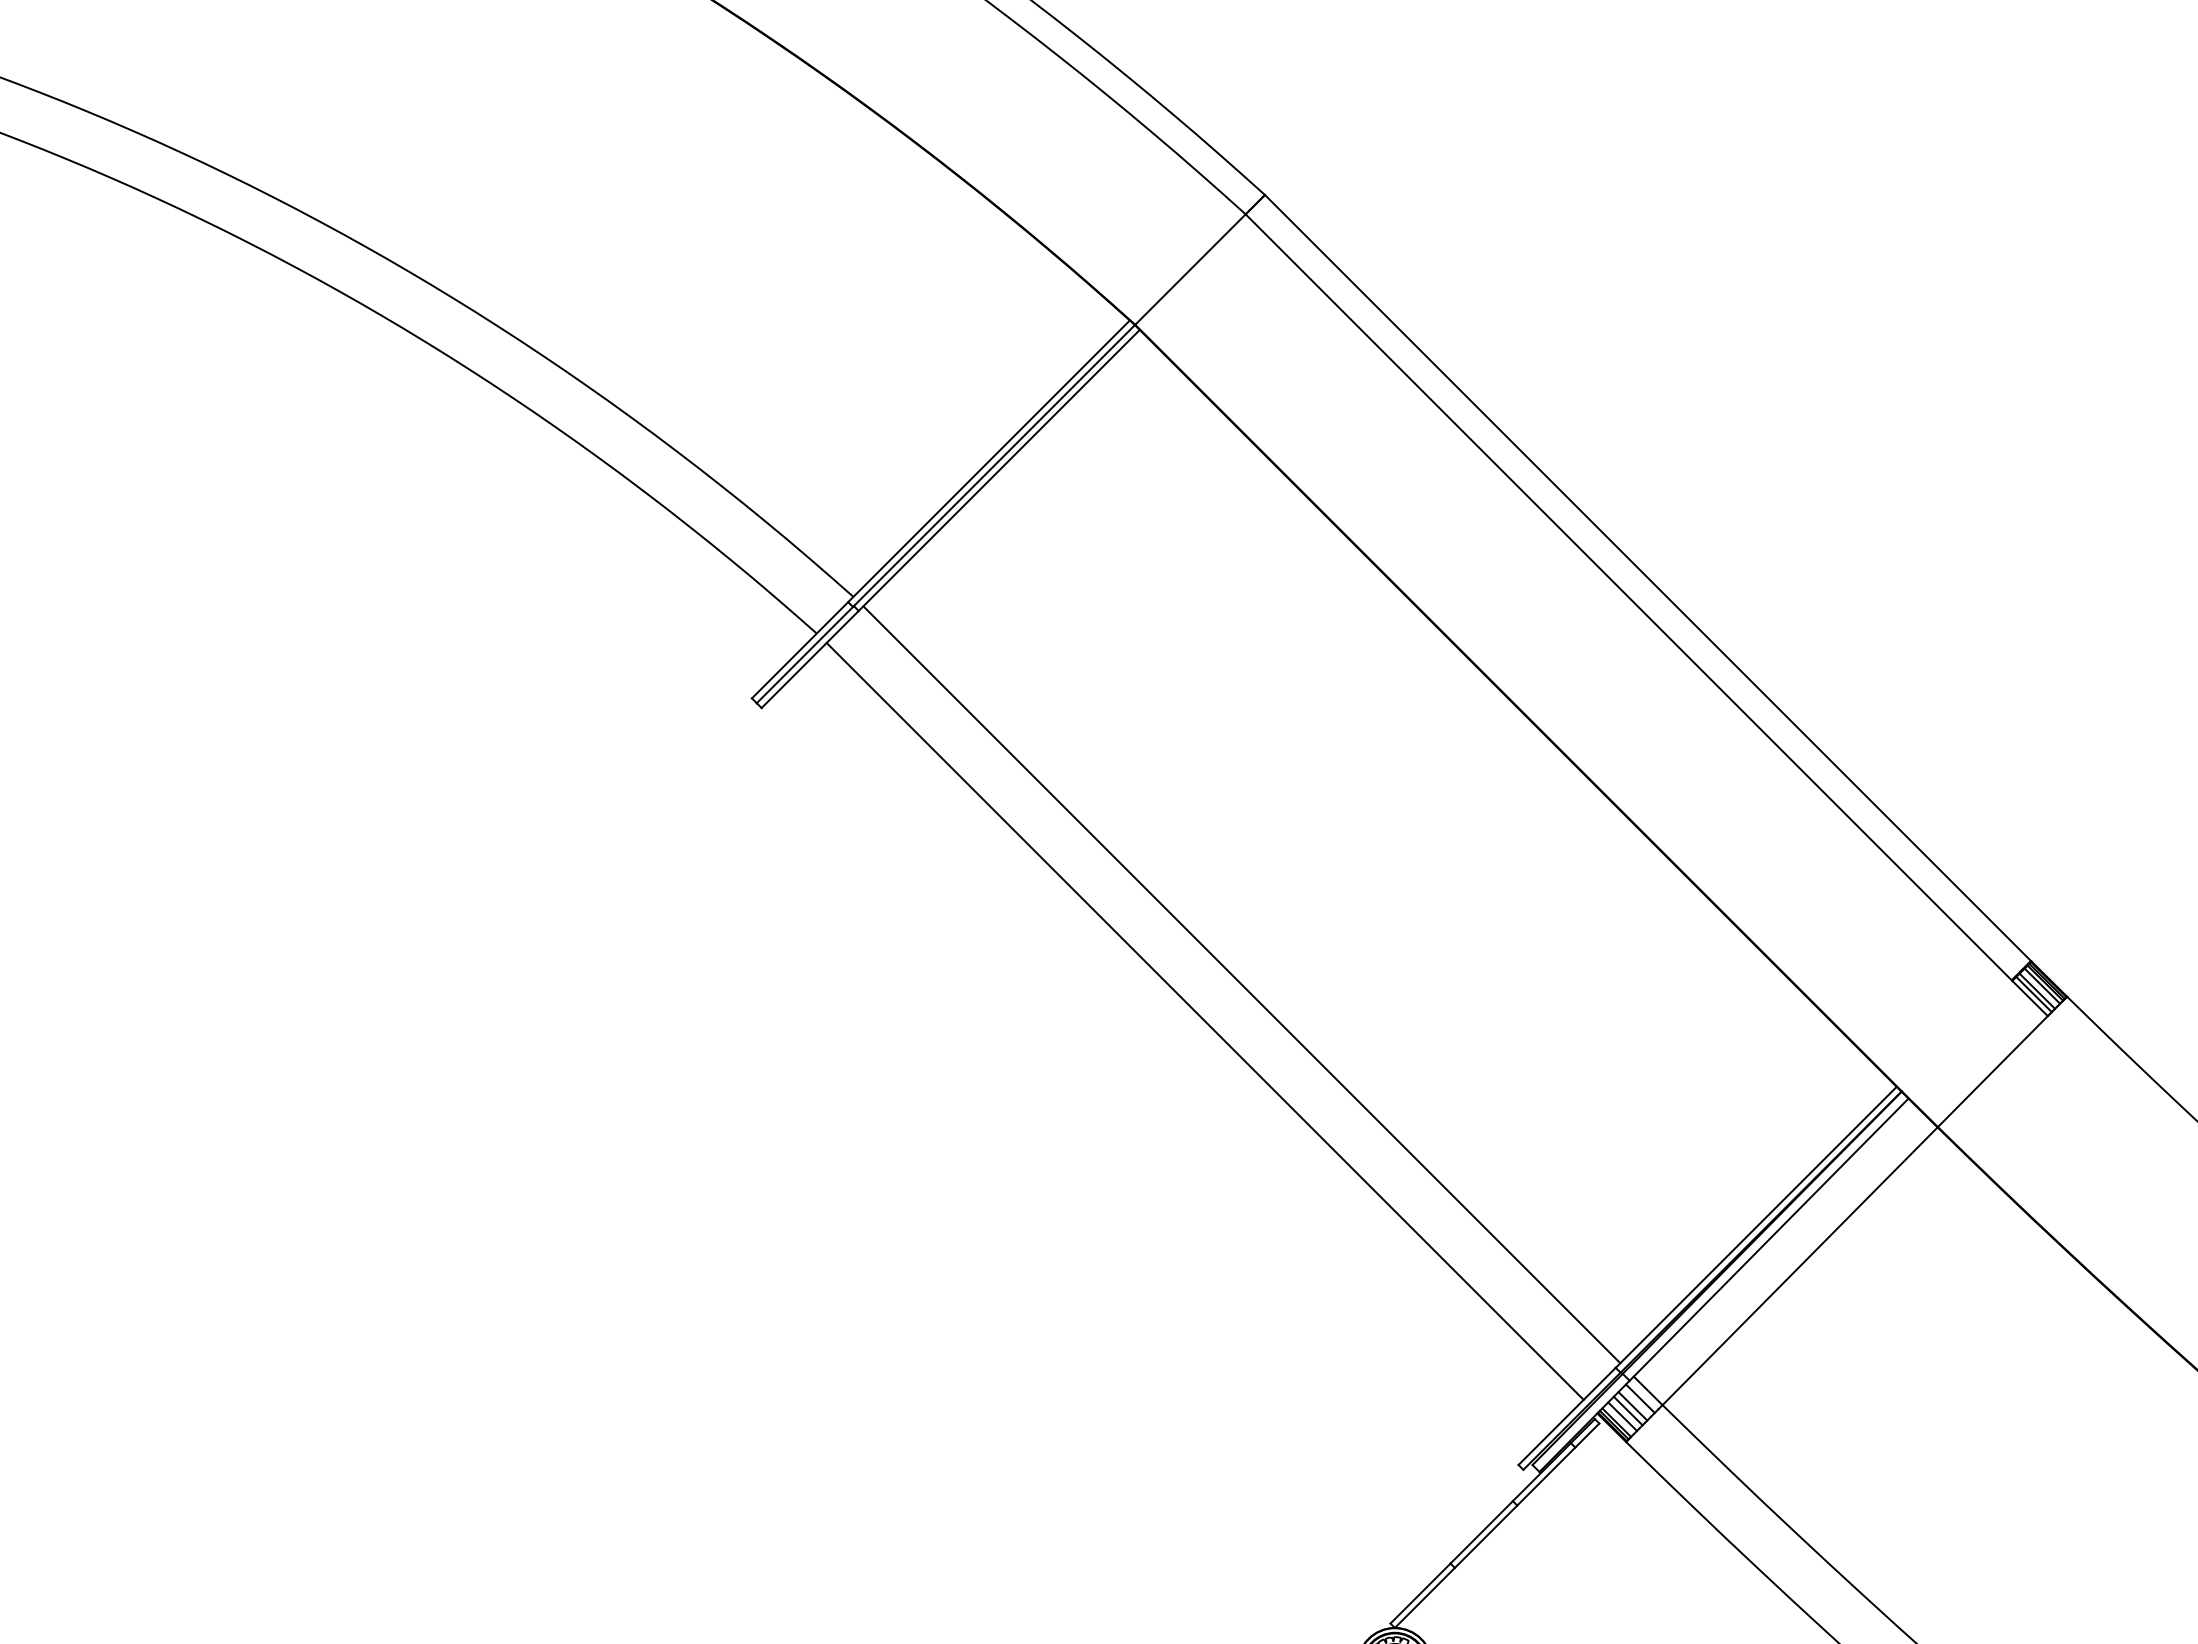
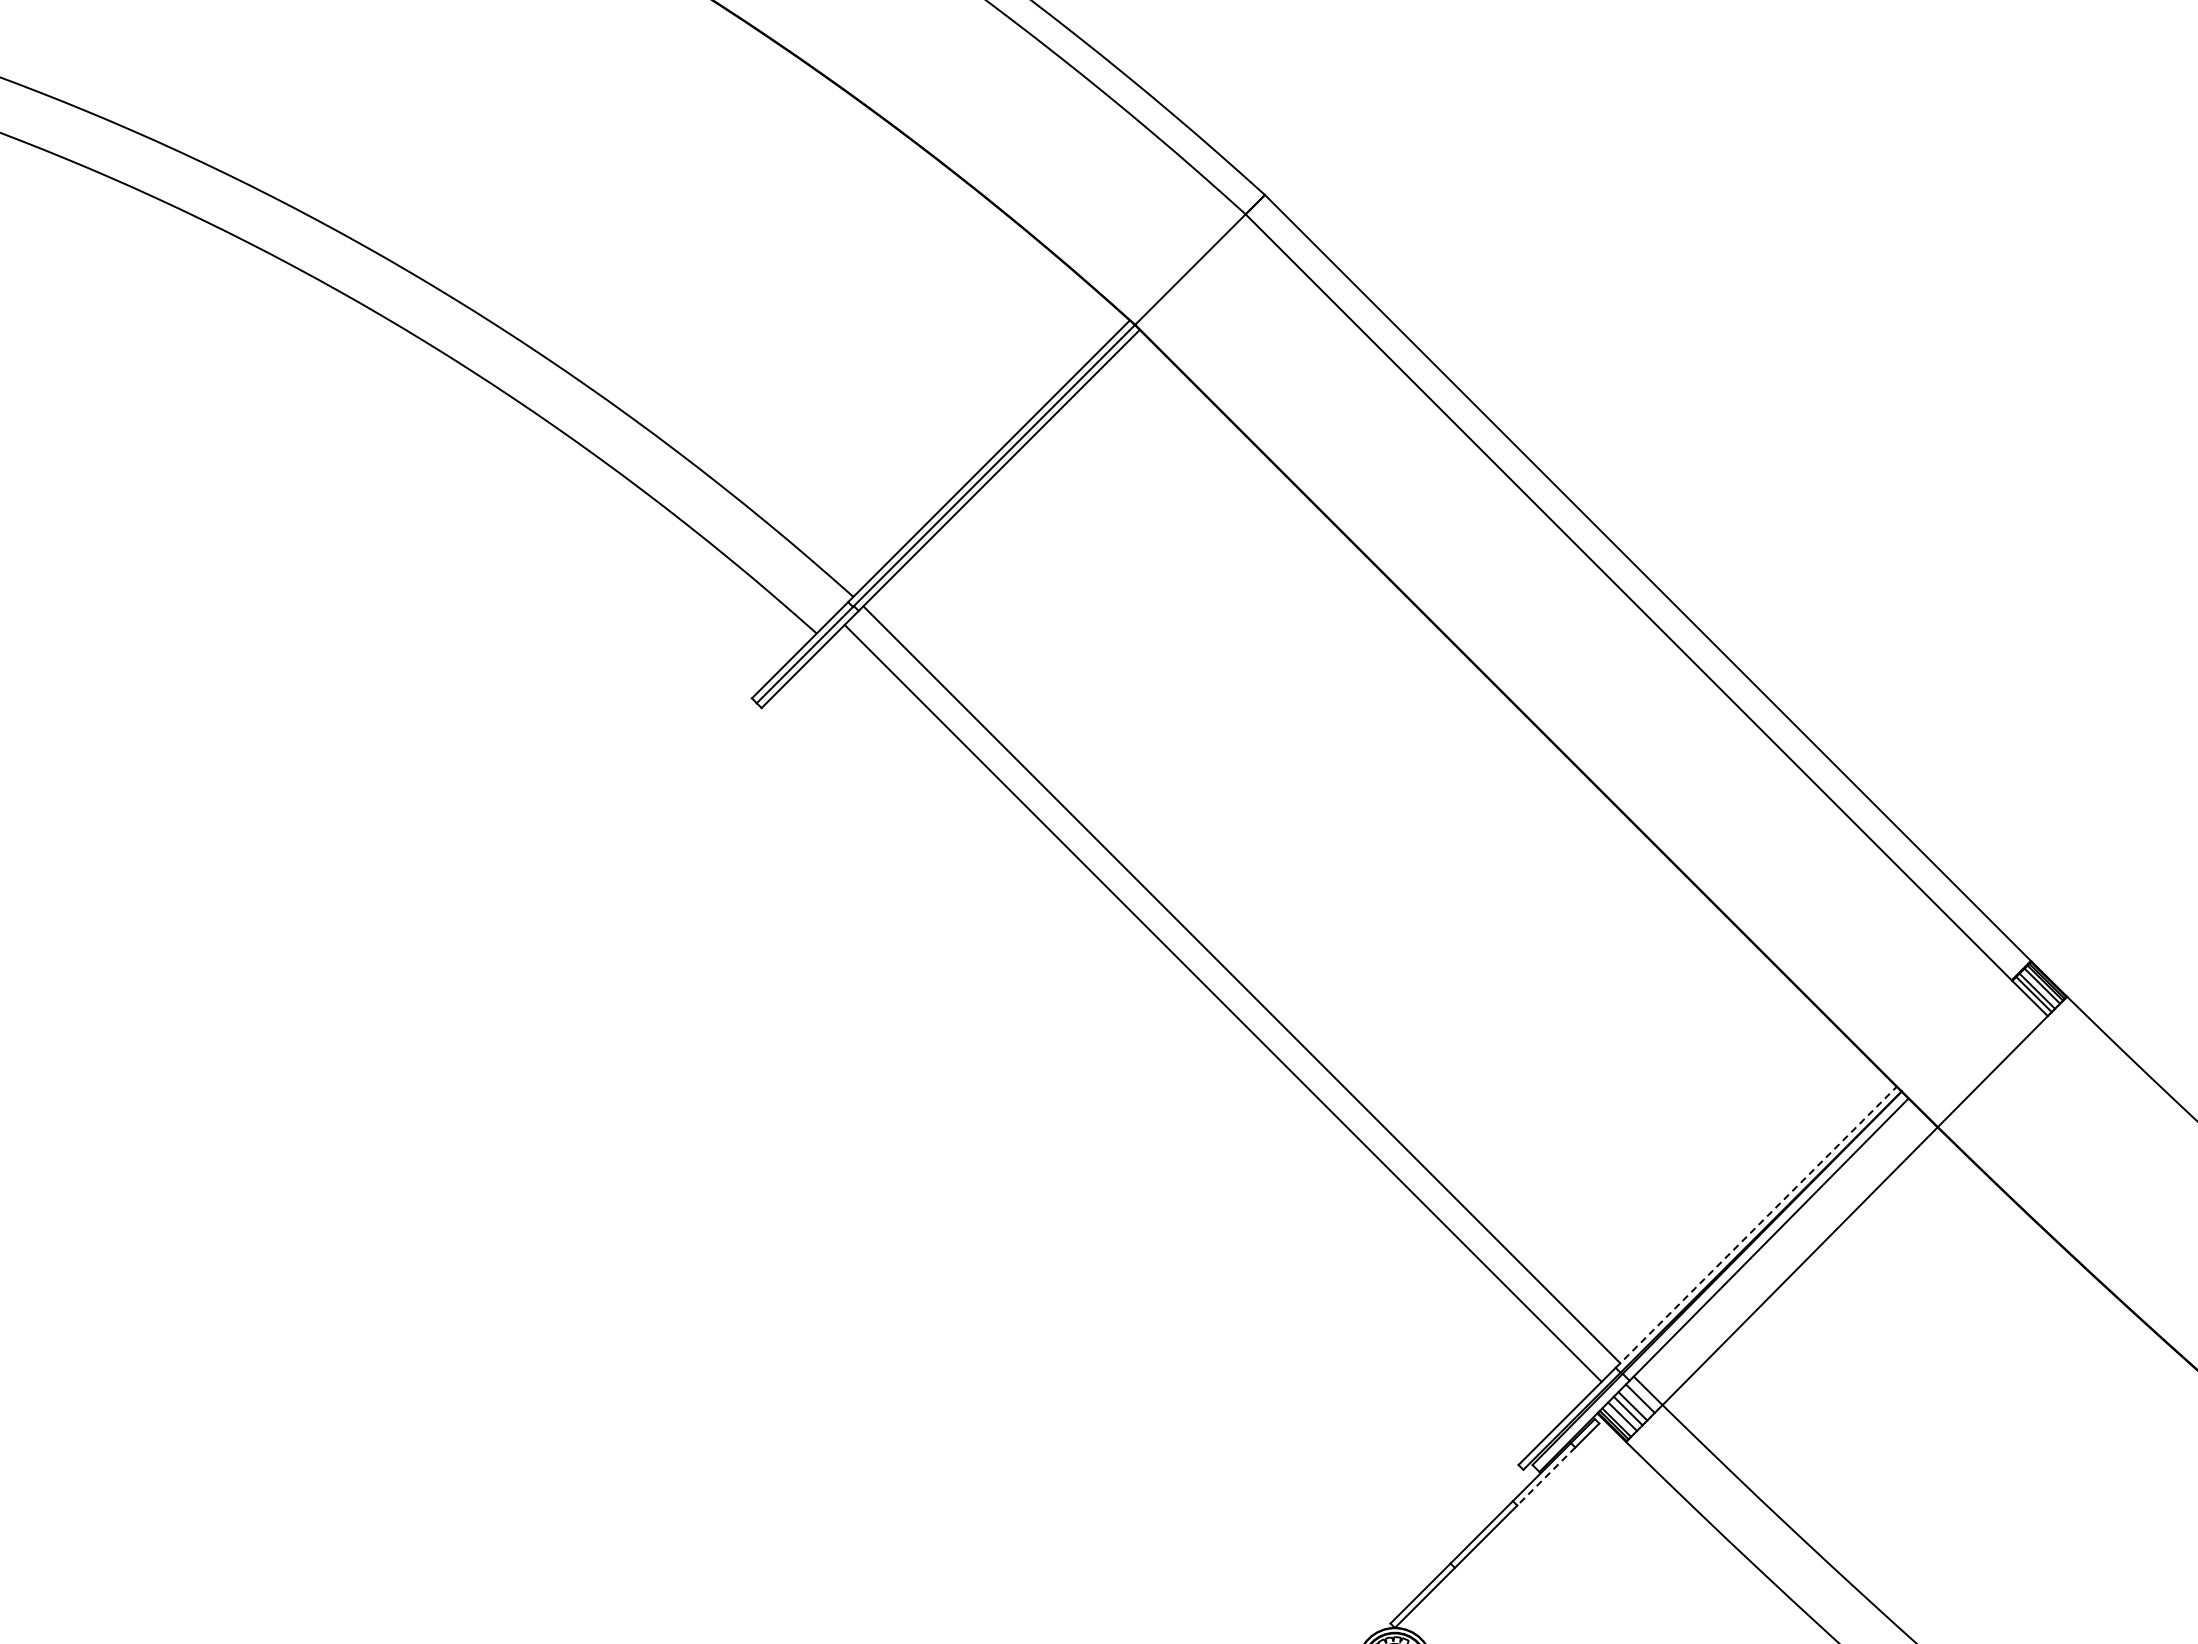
line position: (1204, 1020) -> (1222, 1002) (1222, 1002)
line: solid -> dashed (1756, 1227)
line: solid -> dashed (1545, 1476)
